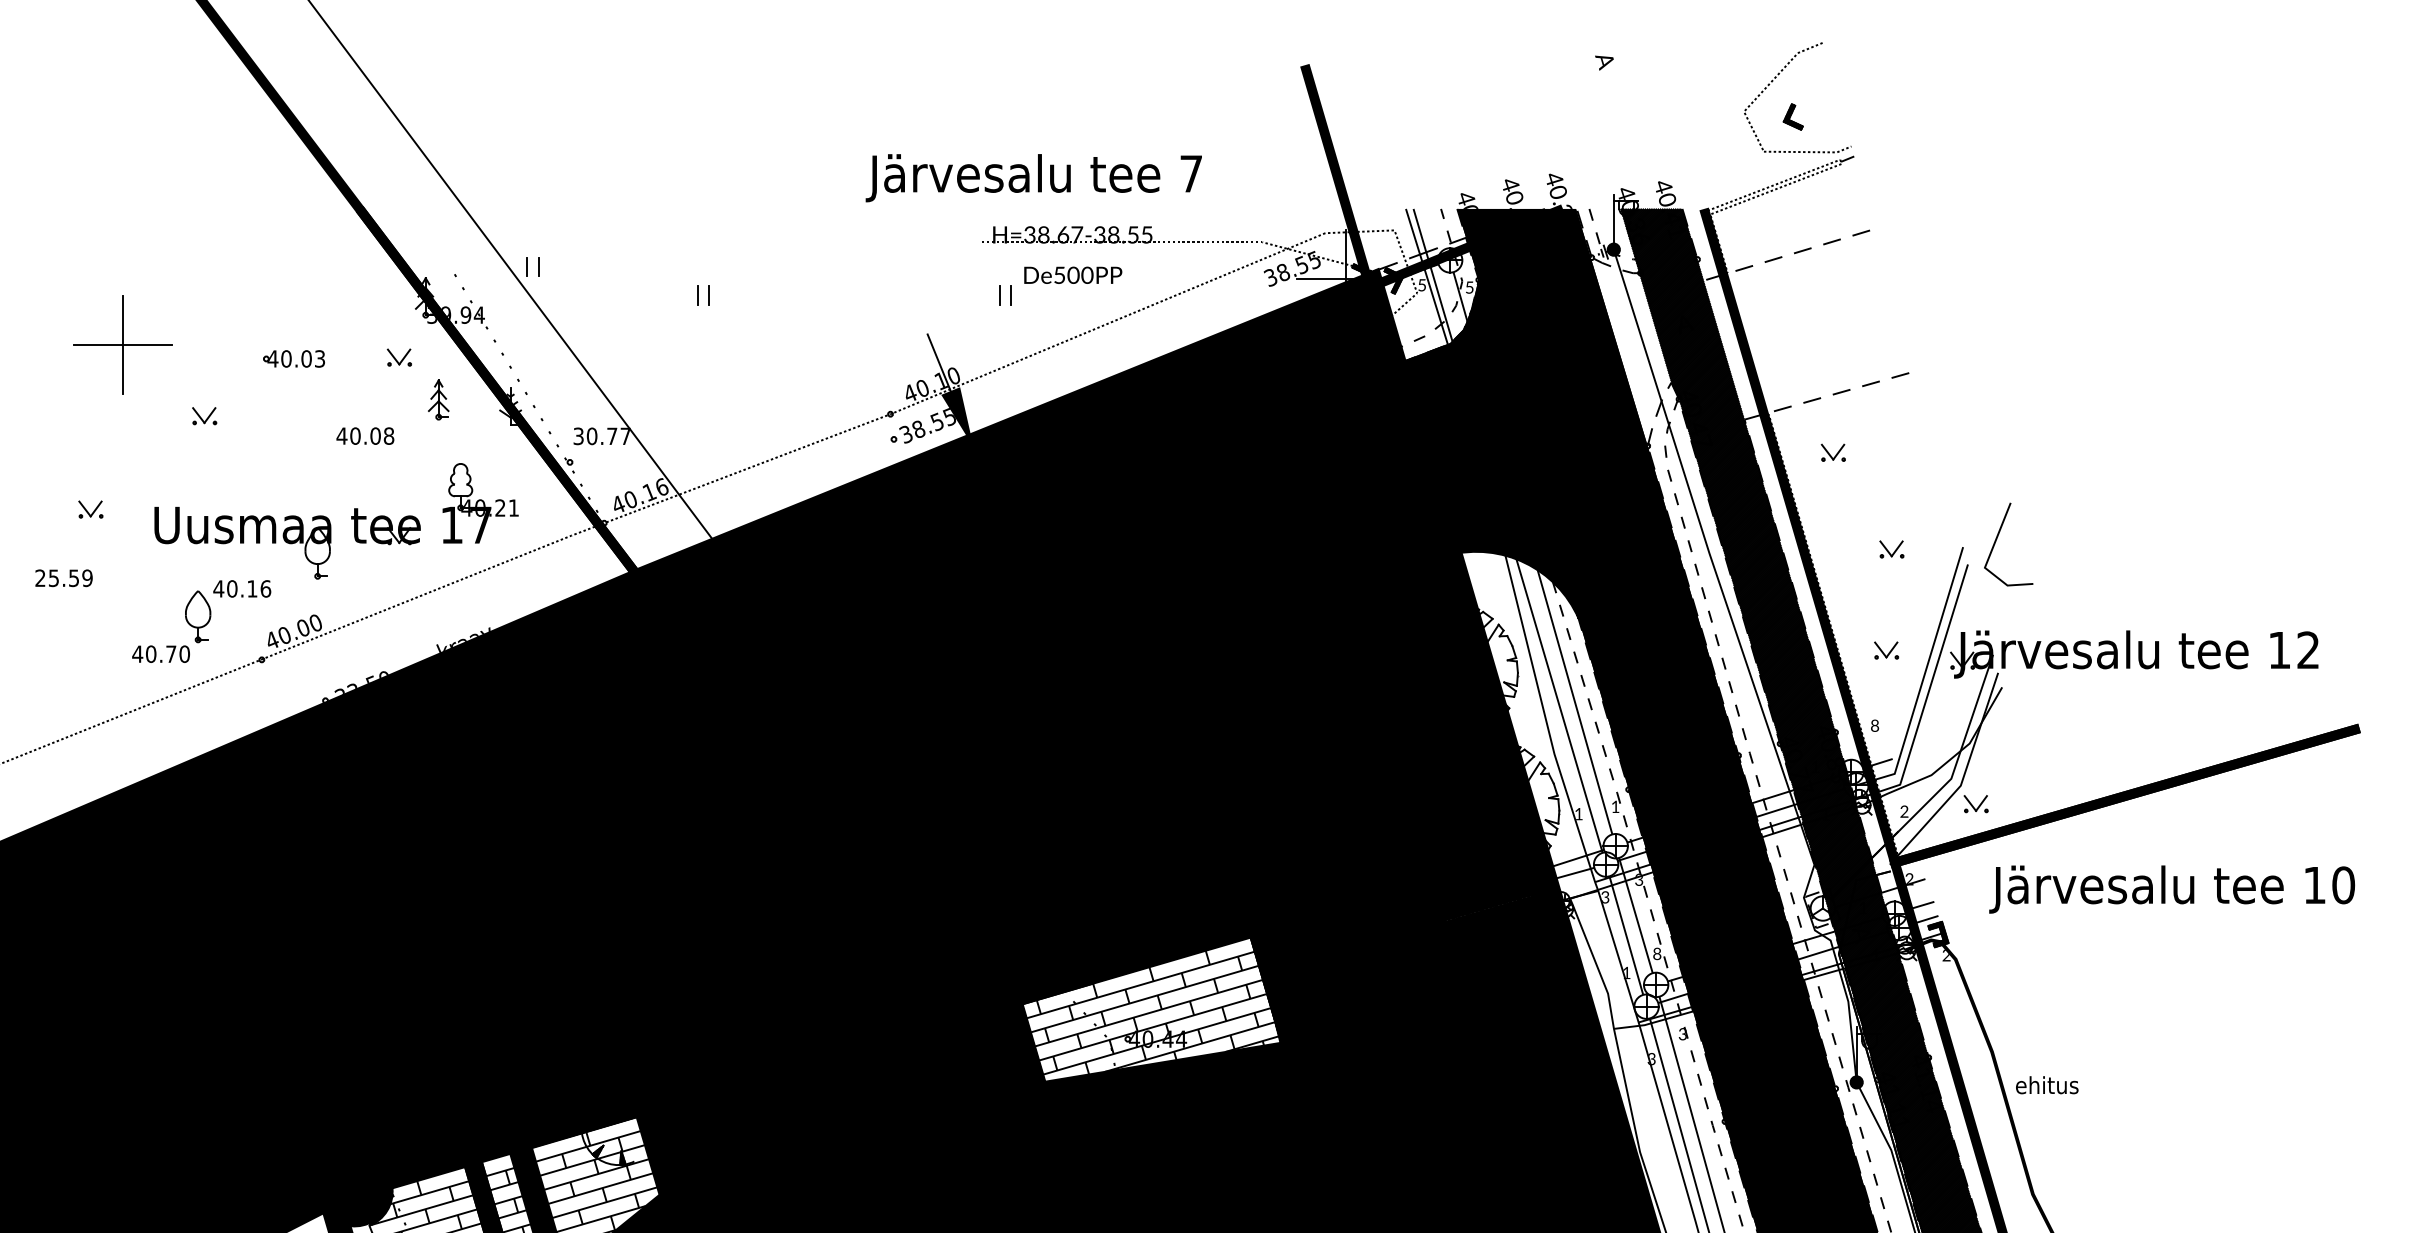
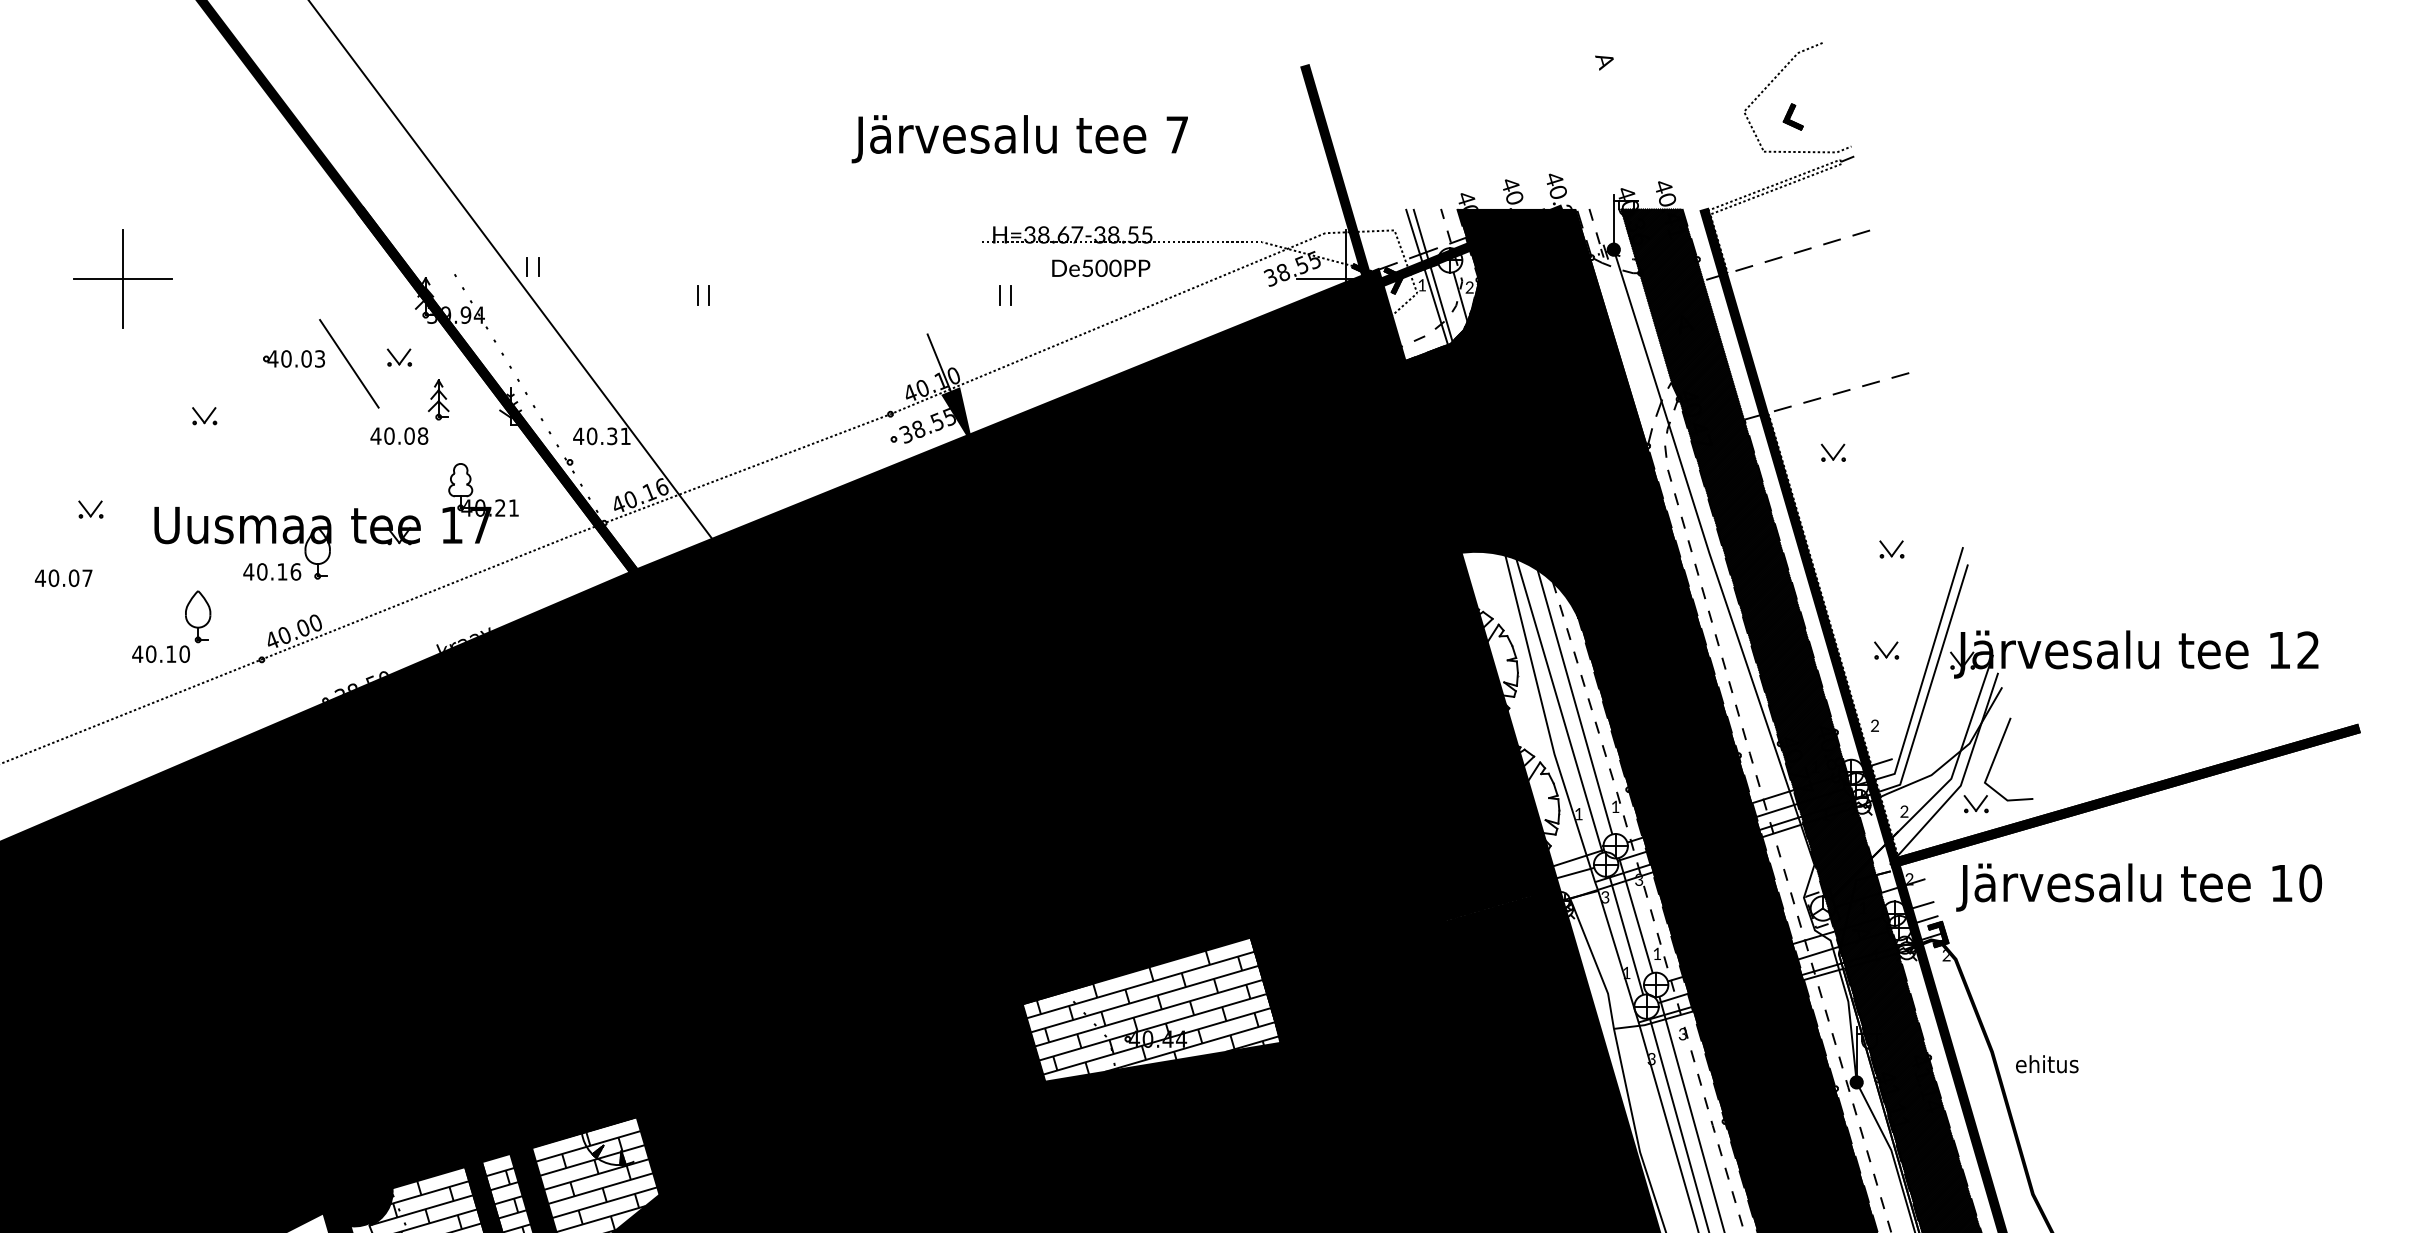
text position: (1033, 178) -> (1019, 139) (1019, 139)
text position: (1073, 274) -> (1101, 267) (1101, 267)
text: 5 -> 1 (1421, 285)
text: 5 -> 2 (1469, 287)
part position: (122, 344) -> (122, 278) (122, 278)
line: none -> present (349, 363)
text position: (365, 435) -> (399, 435) (399, 435)
text: 30.77 -> 40.31 (601, 436)
line position: (1997, 539) -> (1997, 754) (1997, 754)
text: 25.59 -> 40.07 (63, 578)
text position: (242, 588) -> (272, 571) (272, 571)
text: 40.70 -> 40.10 (171, 653)
text: 33.50 -> 38.50 (352, 687)
text: 8 -> 2 (1875, 725)
text position: (2171, 889) -> (2138, 887) (2138, 887)
text: 8 -> 1 (1657, 953)
text position: (2047, 1085) -> (2047, 1064) (2047, 1064)
